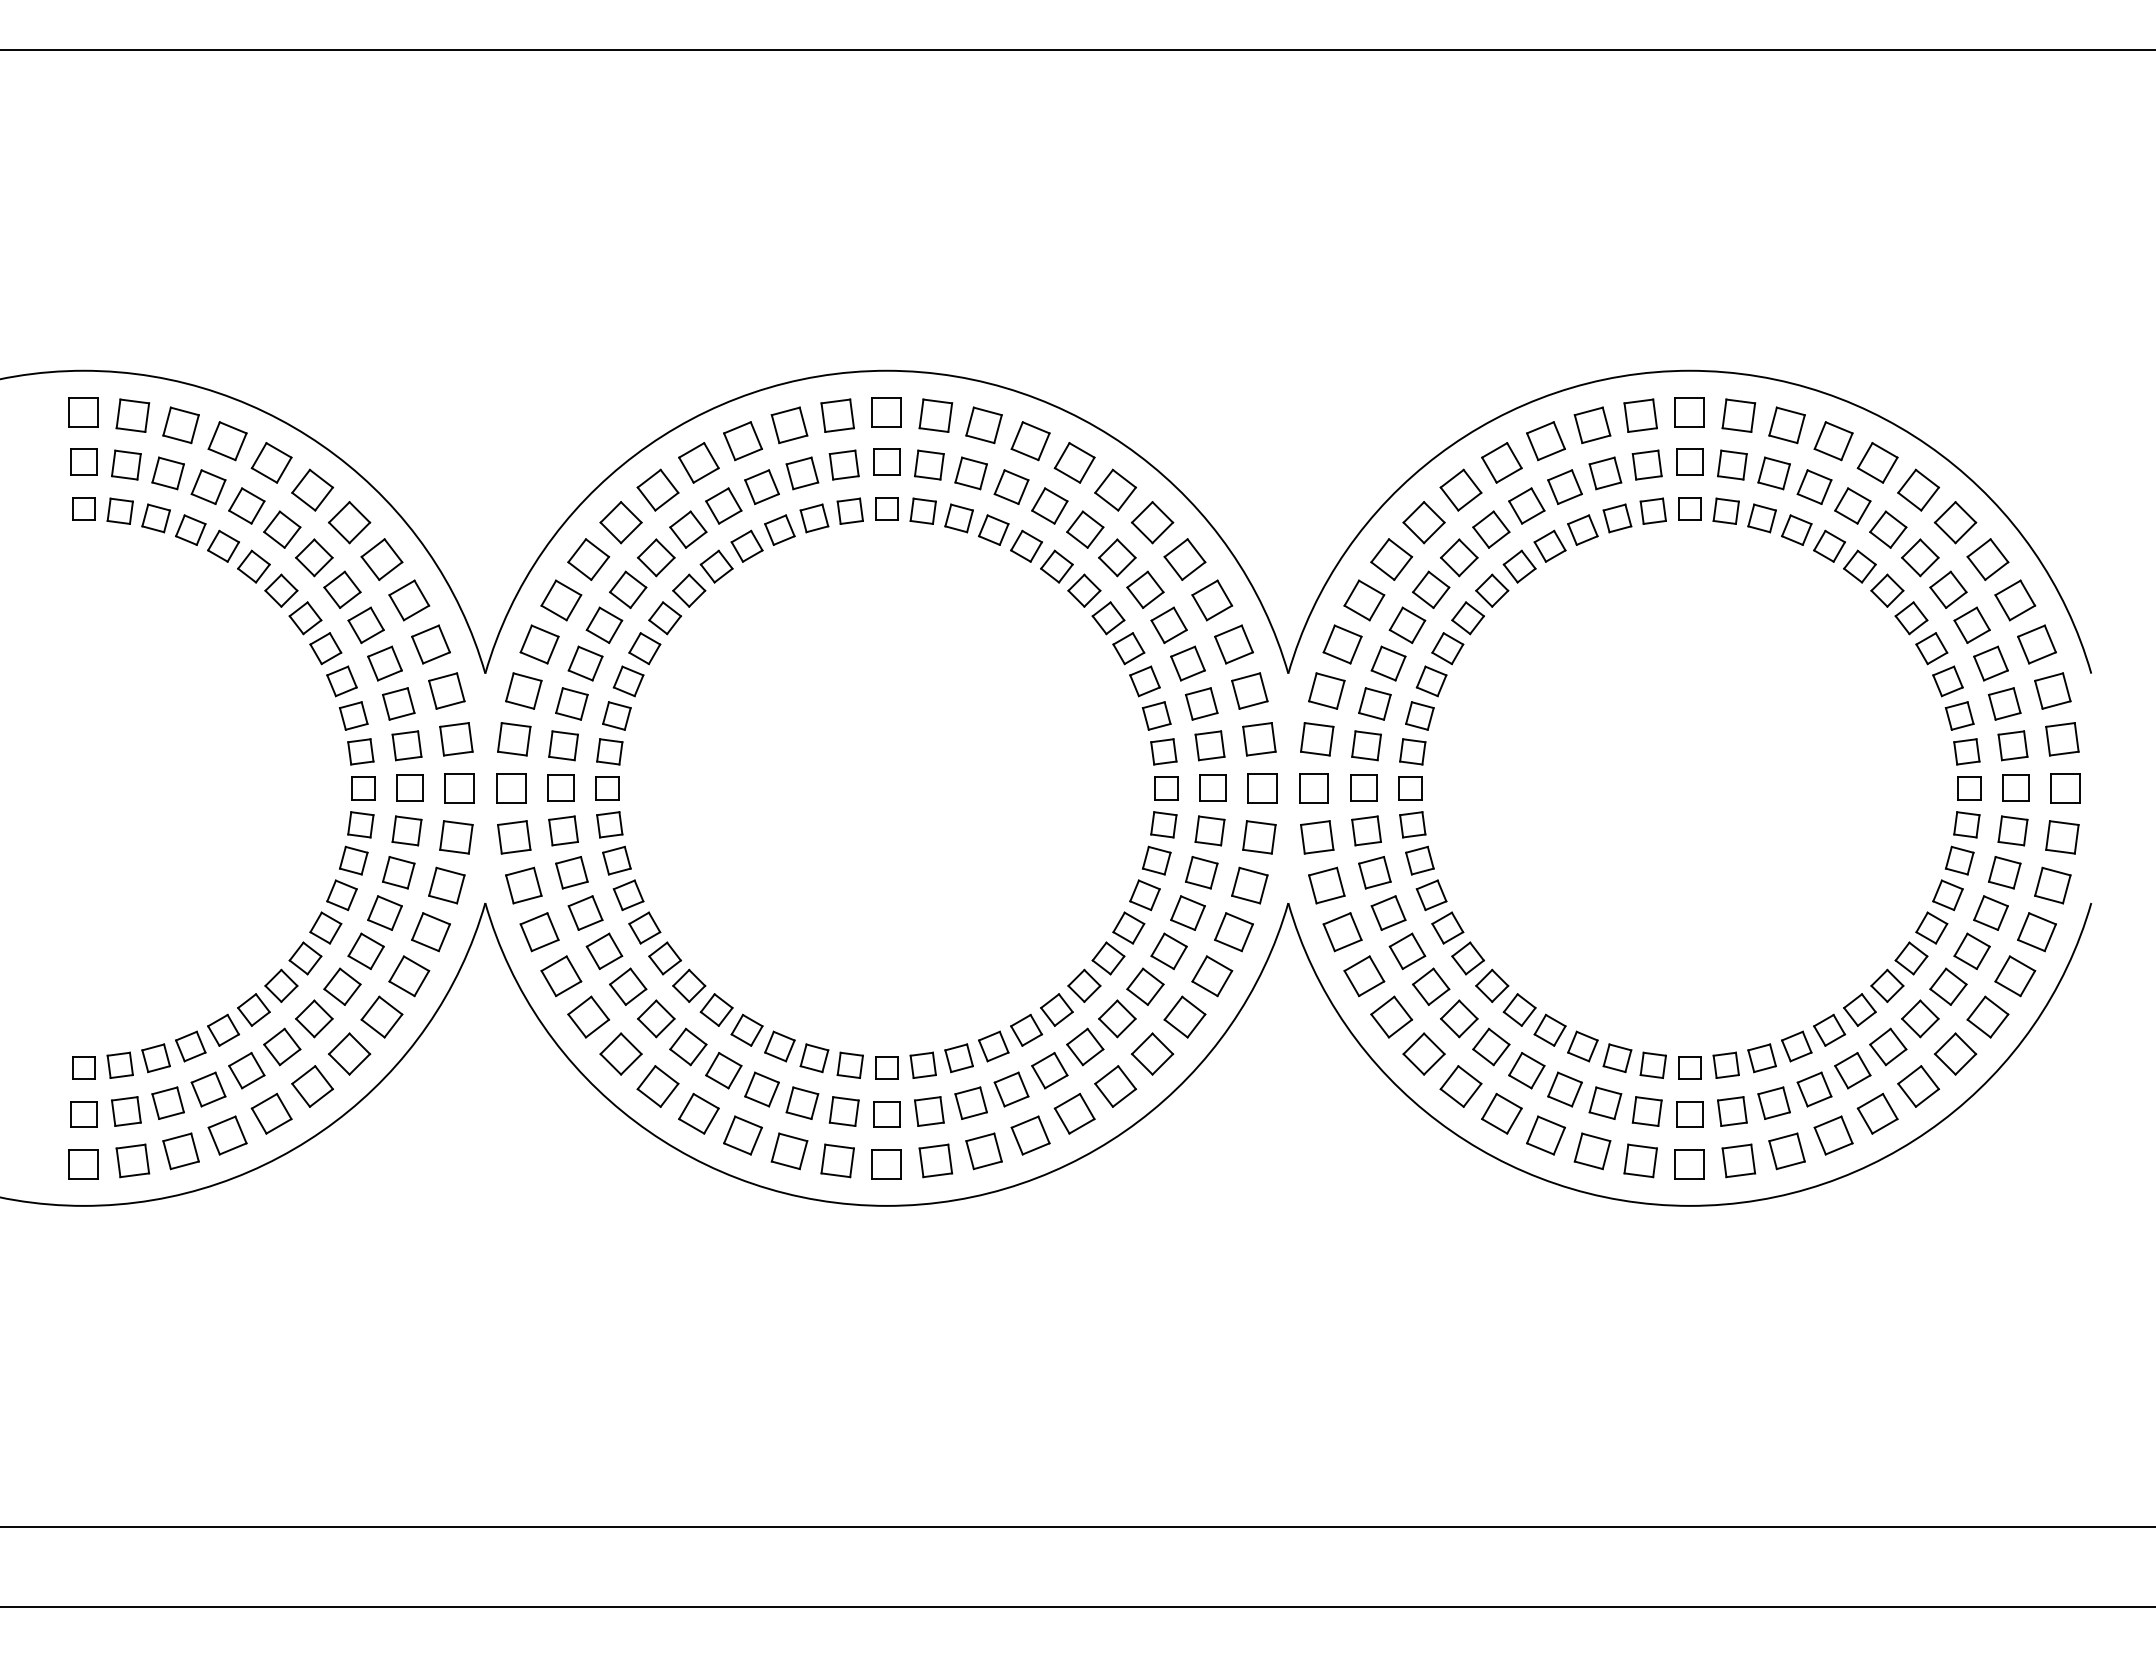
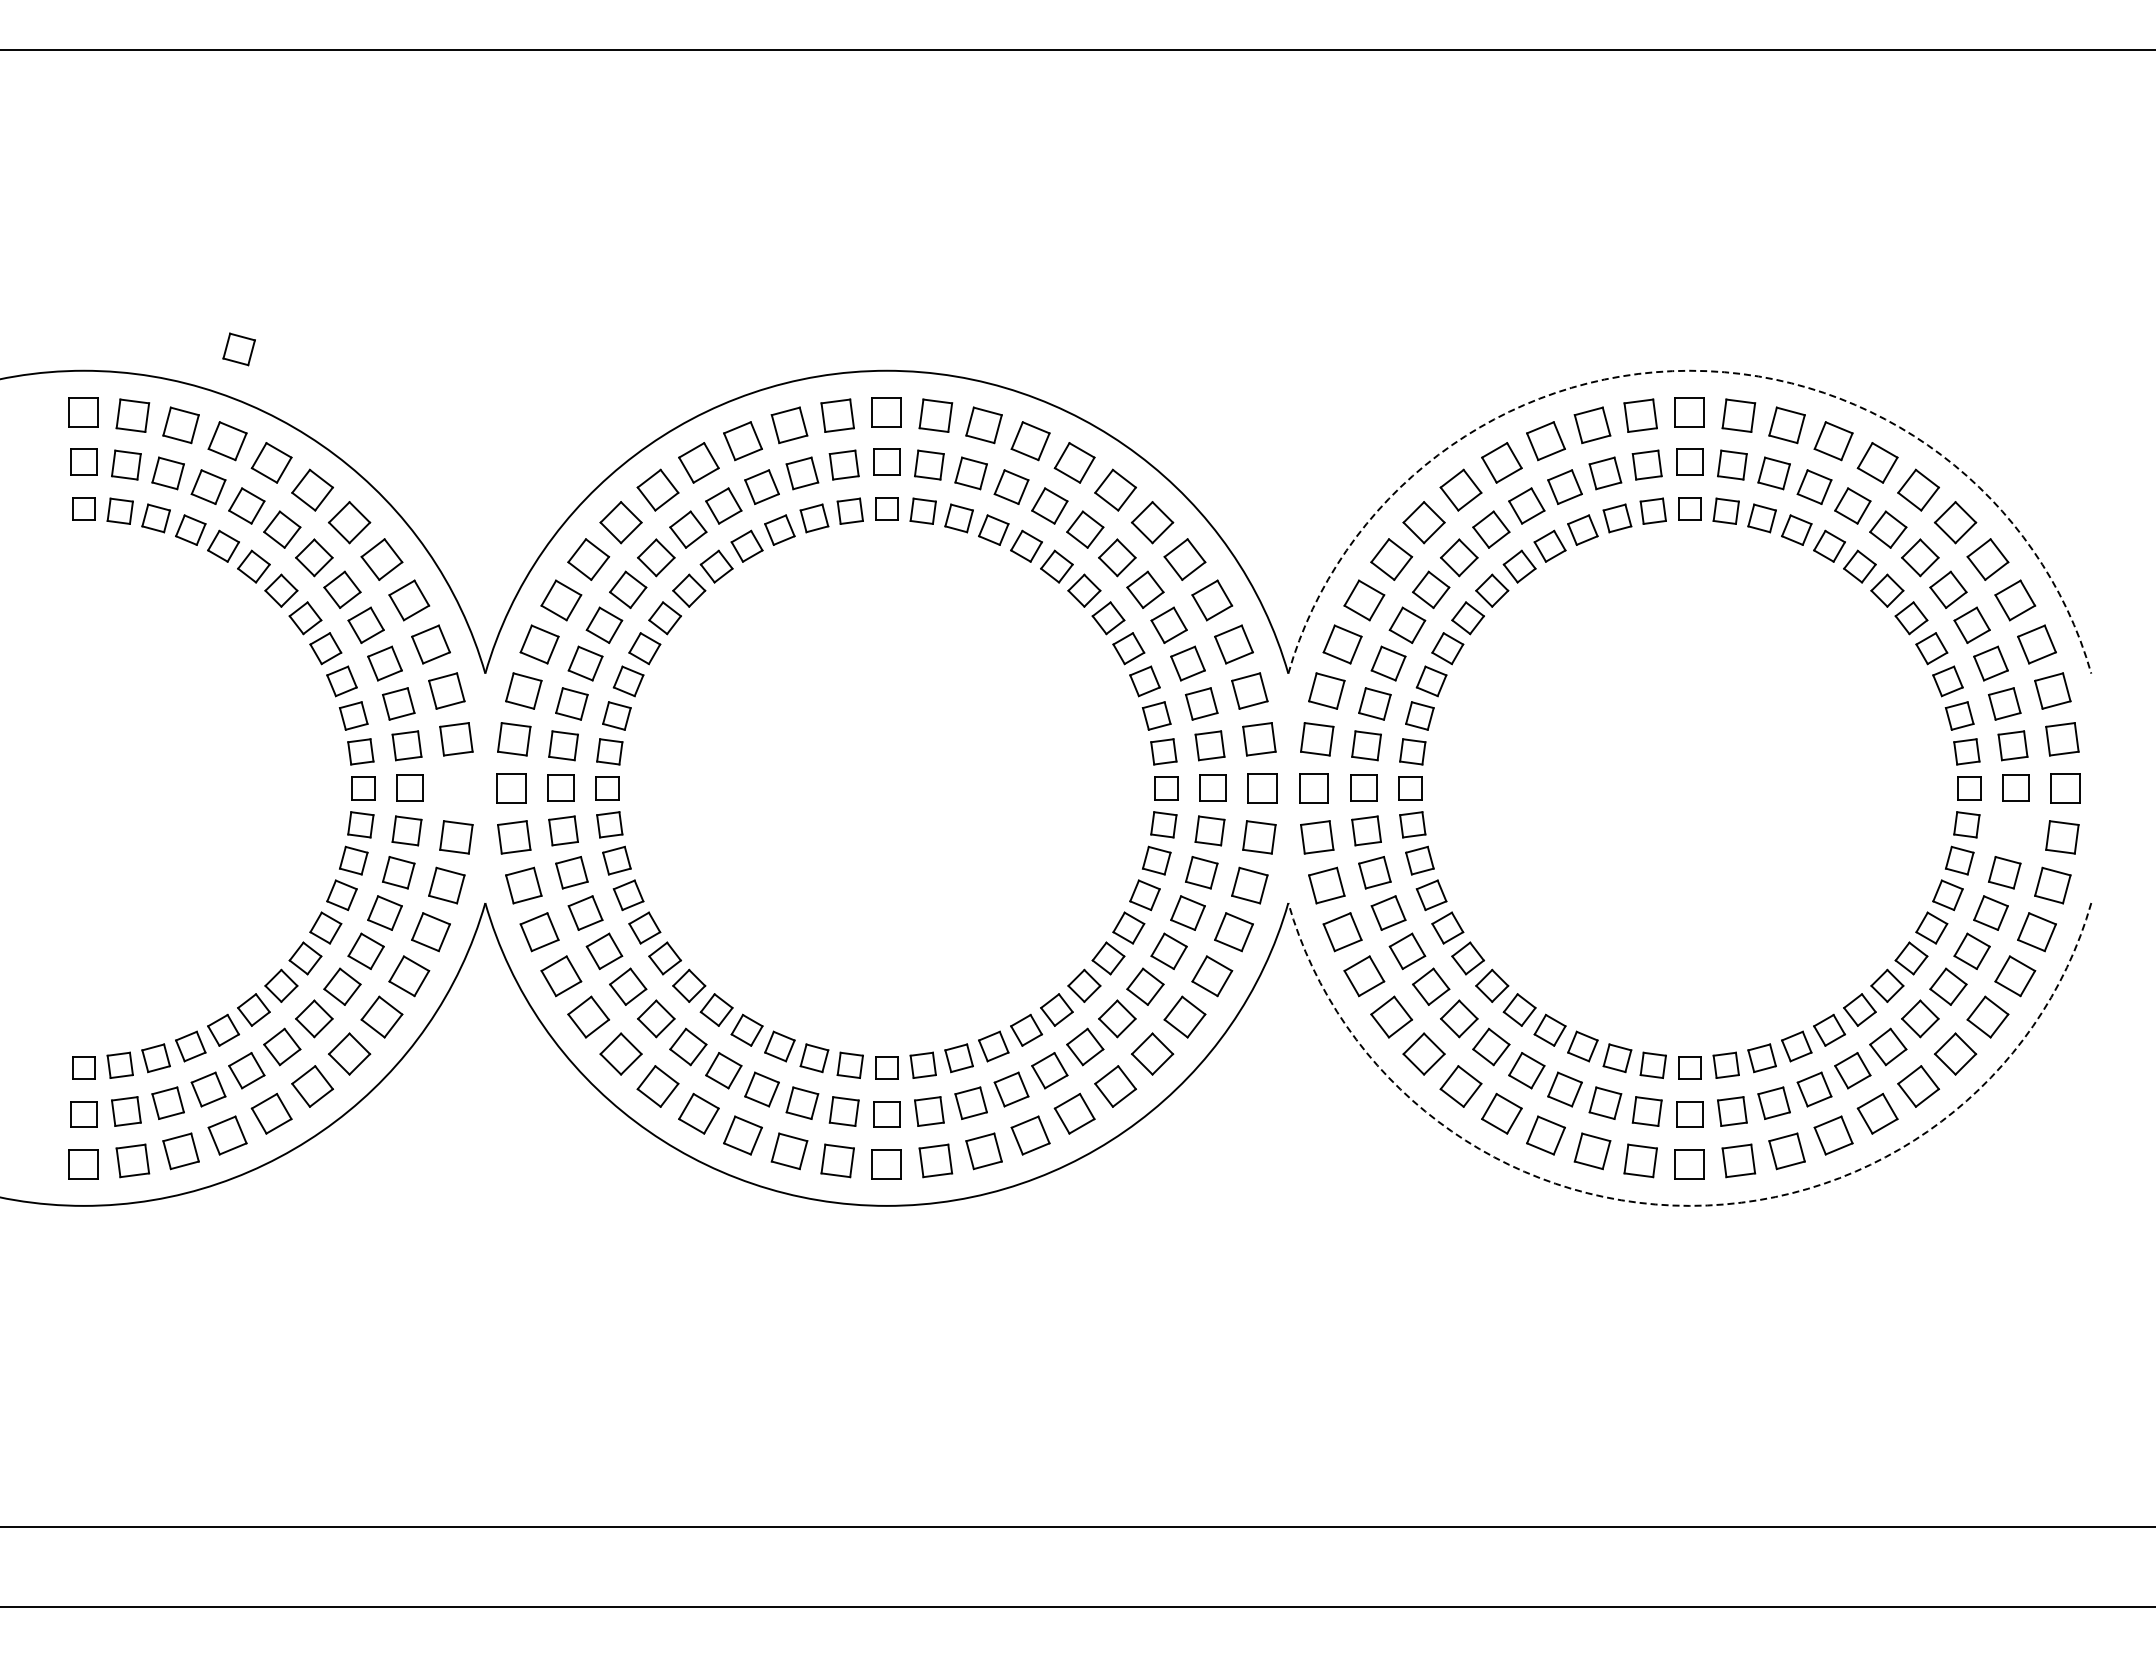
part: none -> present (238, 349)
arc: solid -> dashed (1689, 370)
part: present -> none (459, 788)
part: present -> none (2012, 830)
arc: solid -> dashed (1689, 1205)
